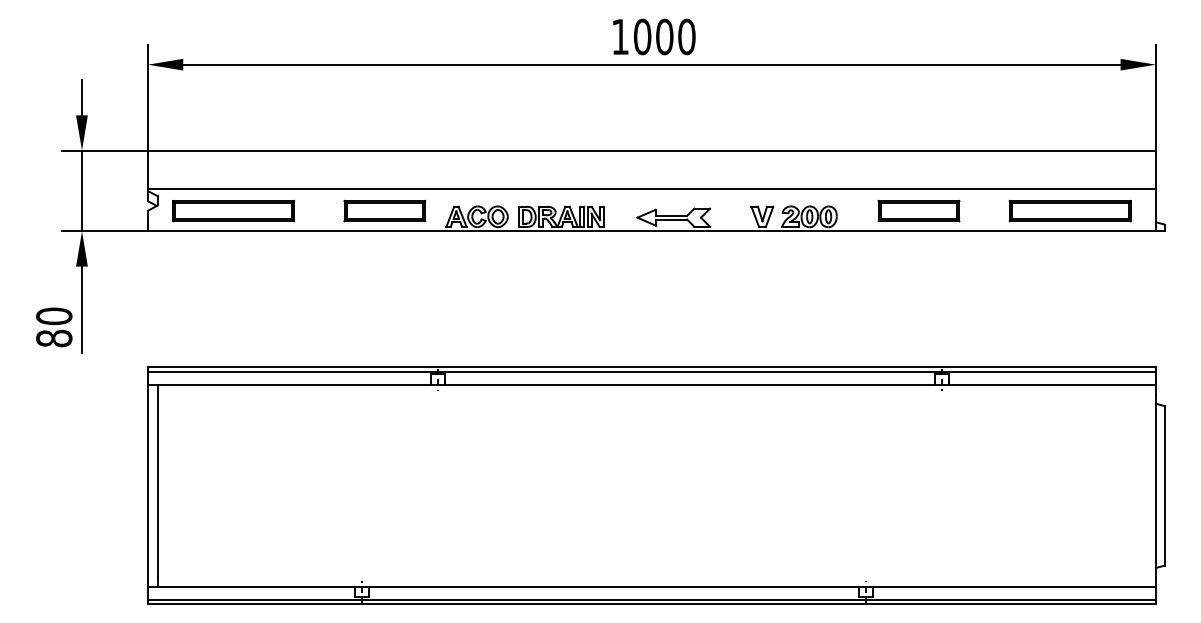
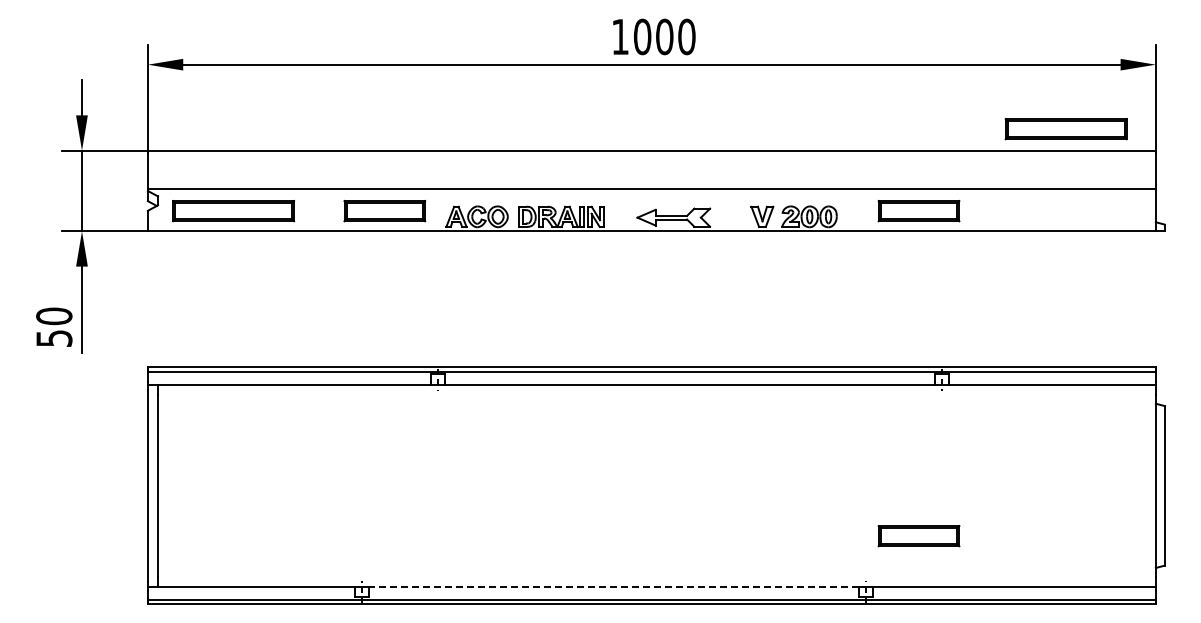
part position: (1069, 211) -> (1065, 129) (1065, 129)
text: 80 -> 50 (54, 338)
part: none -> present (918, 536)
line: solid -> dashed (613, 586)
